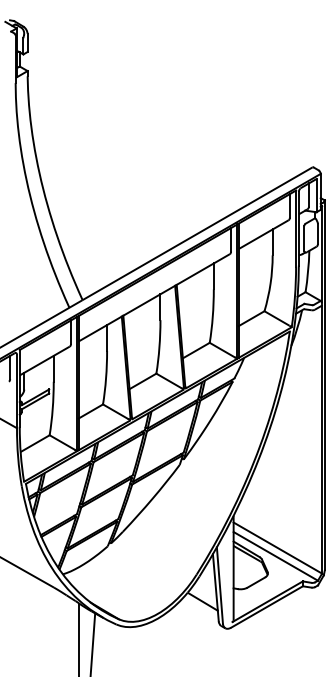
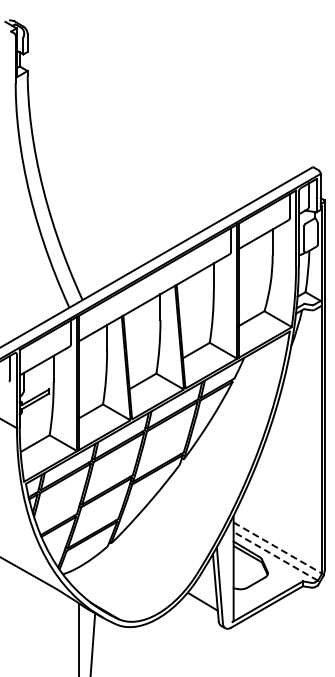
line: solid -> dashed (278, 548)
line: solid -> dashed (275, 556)
